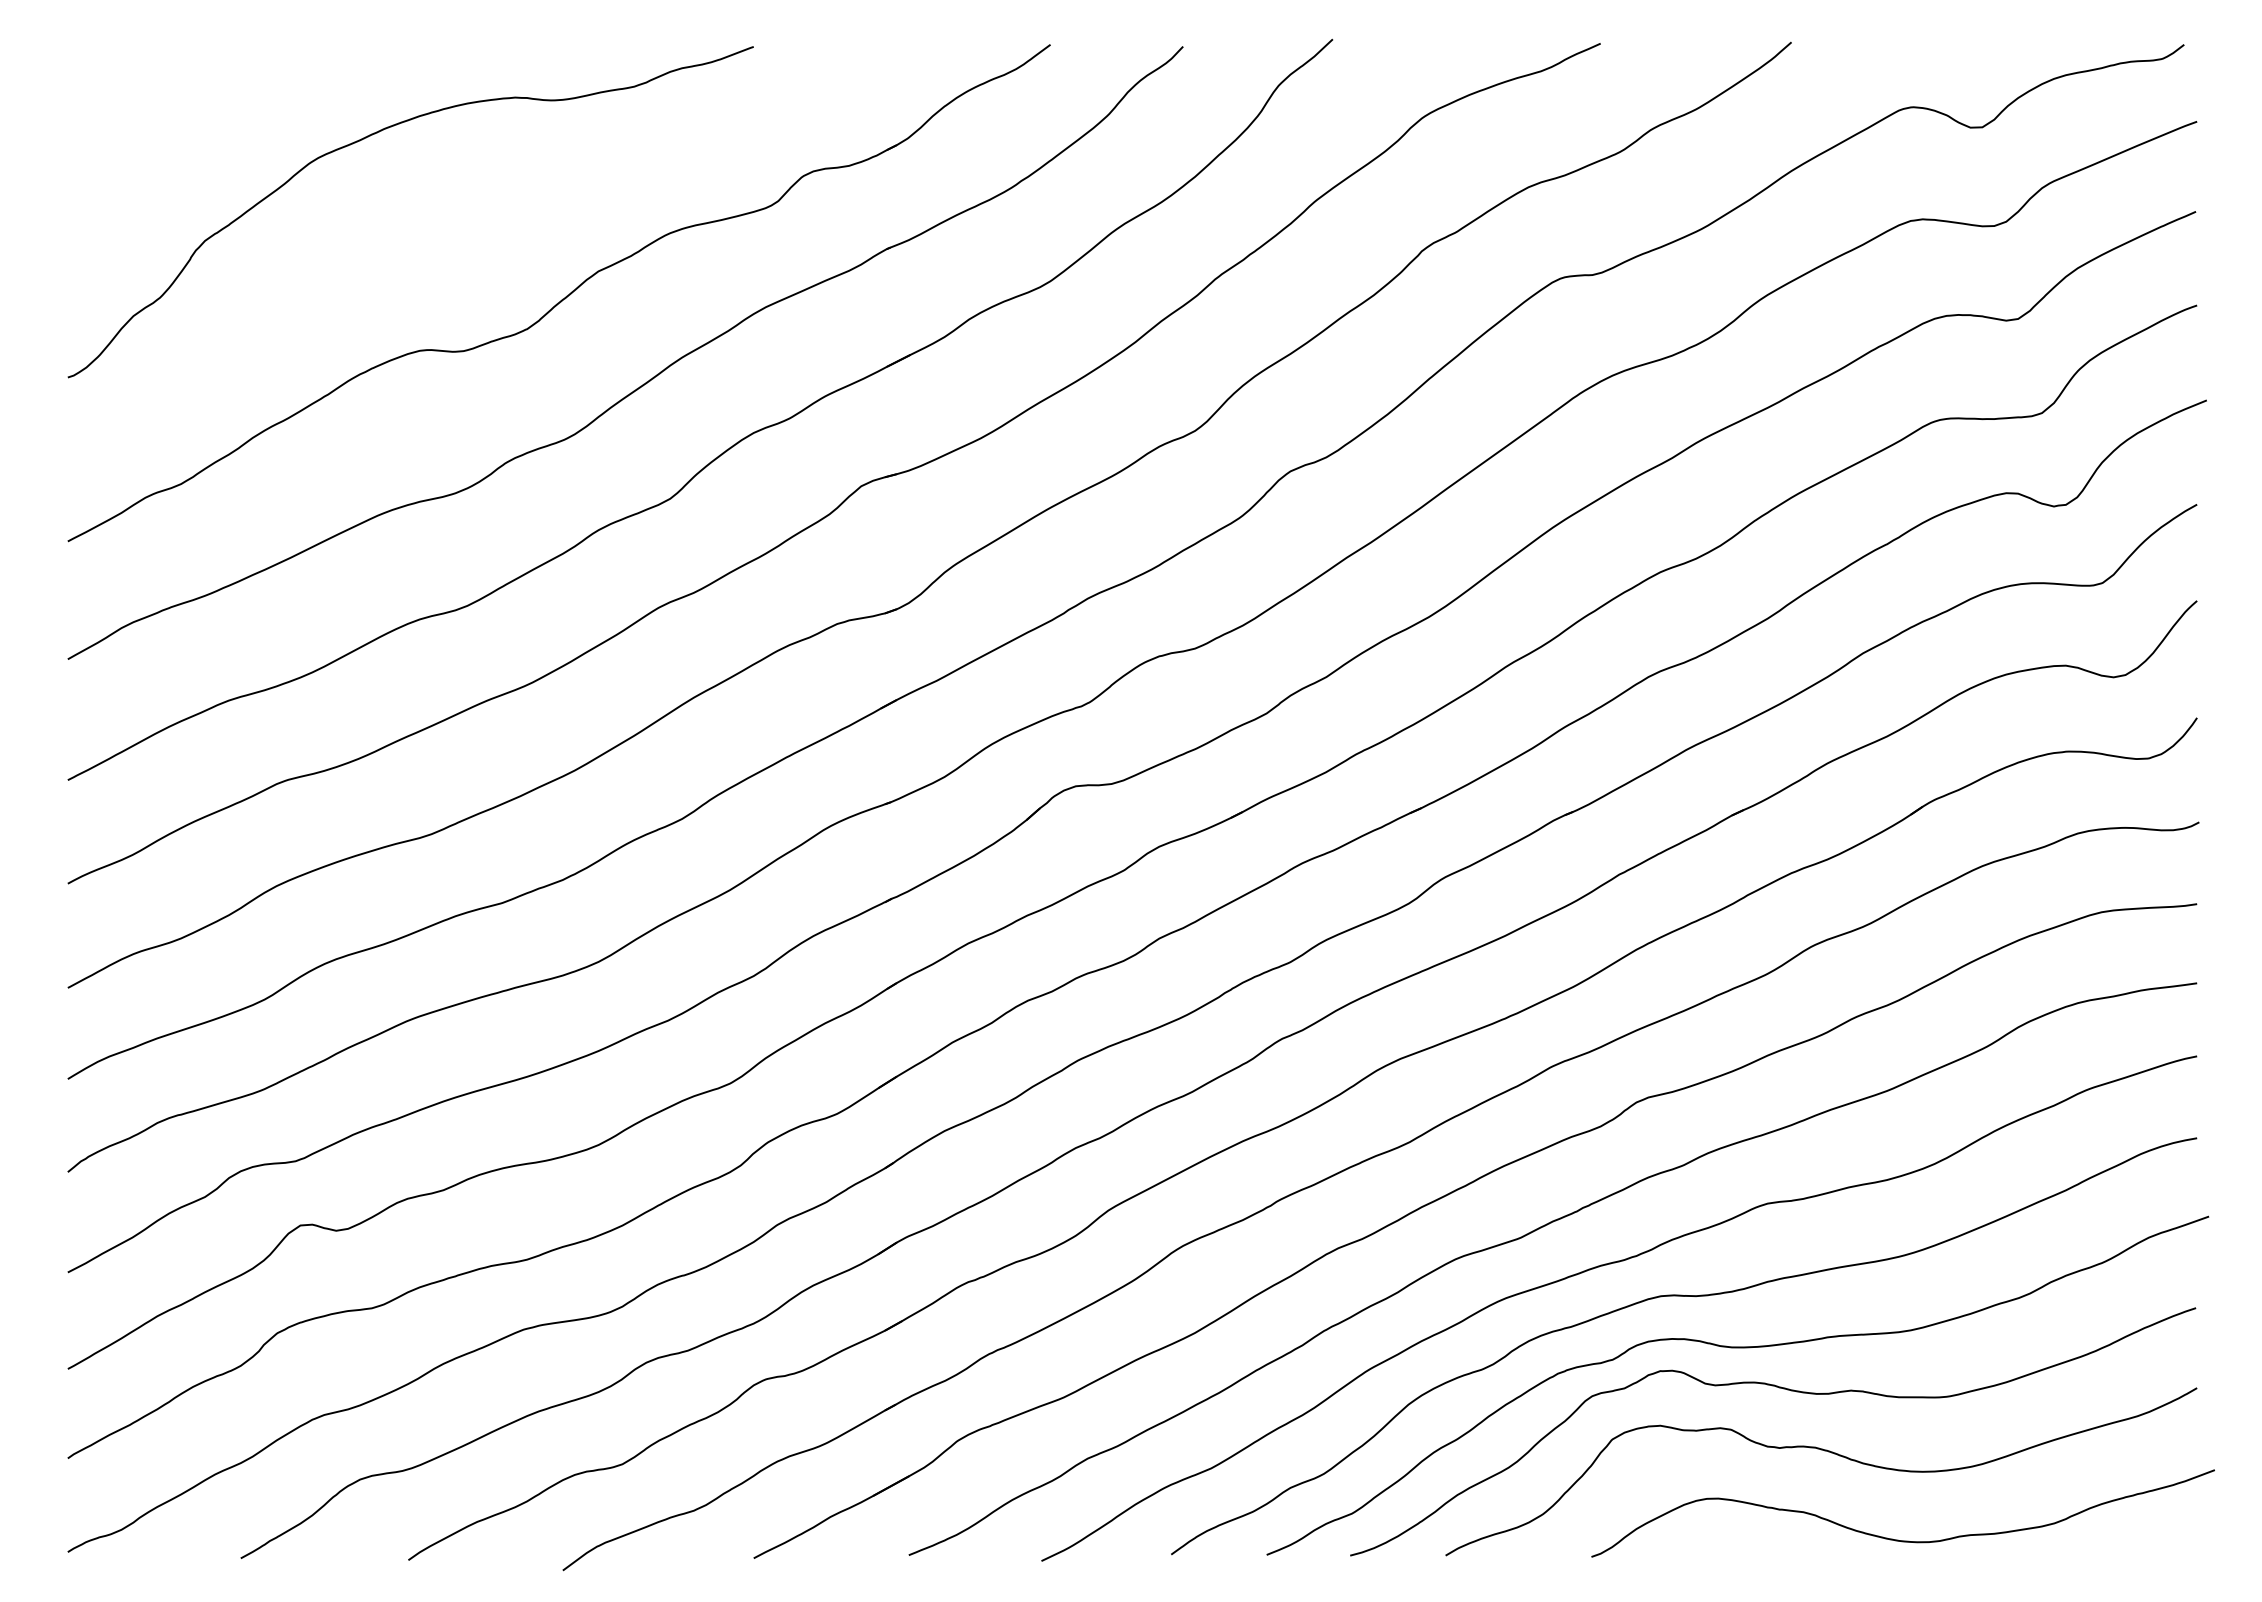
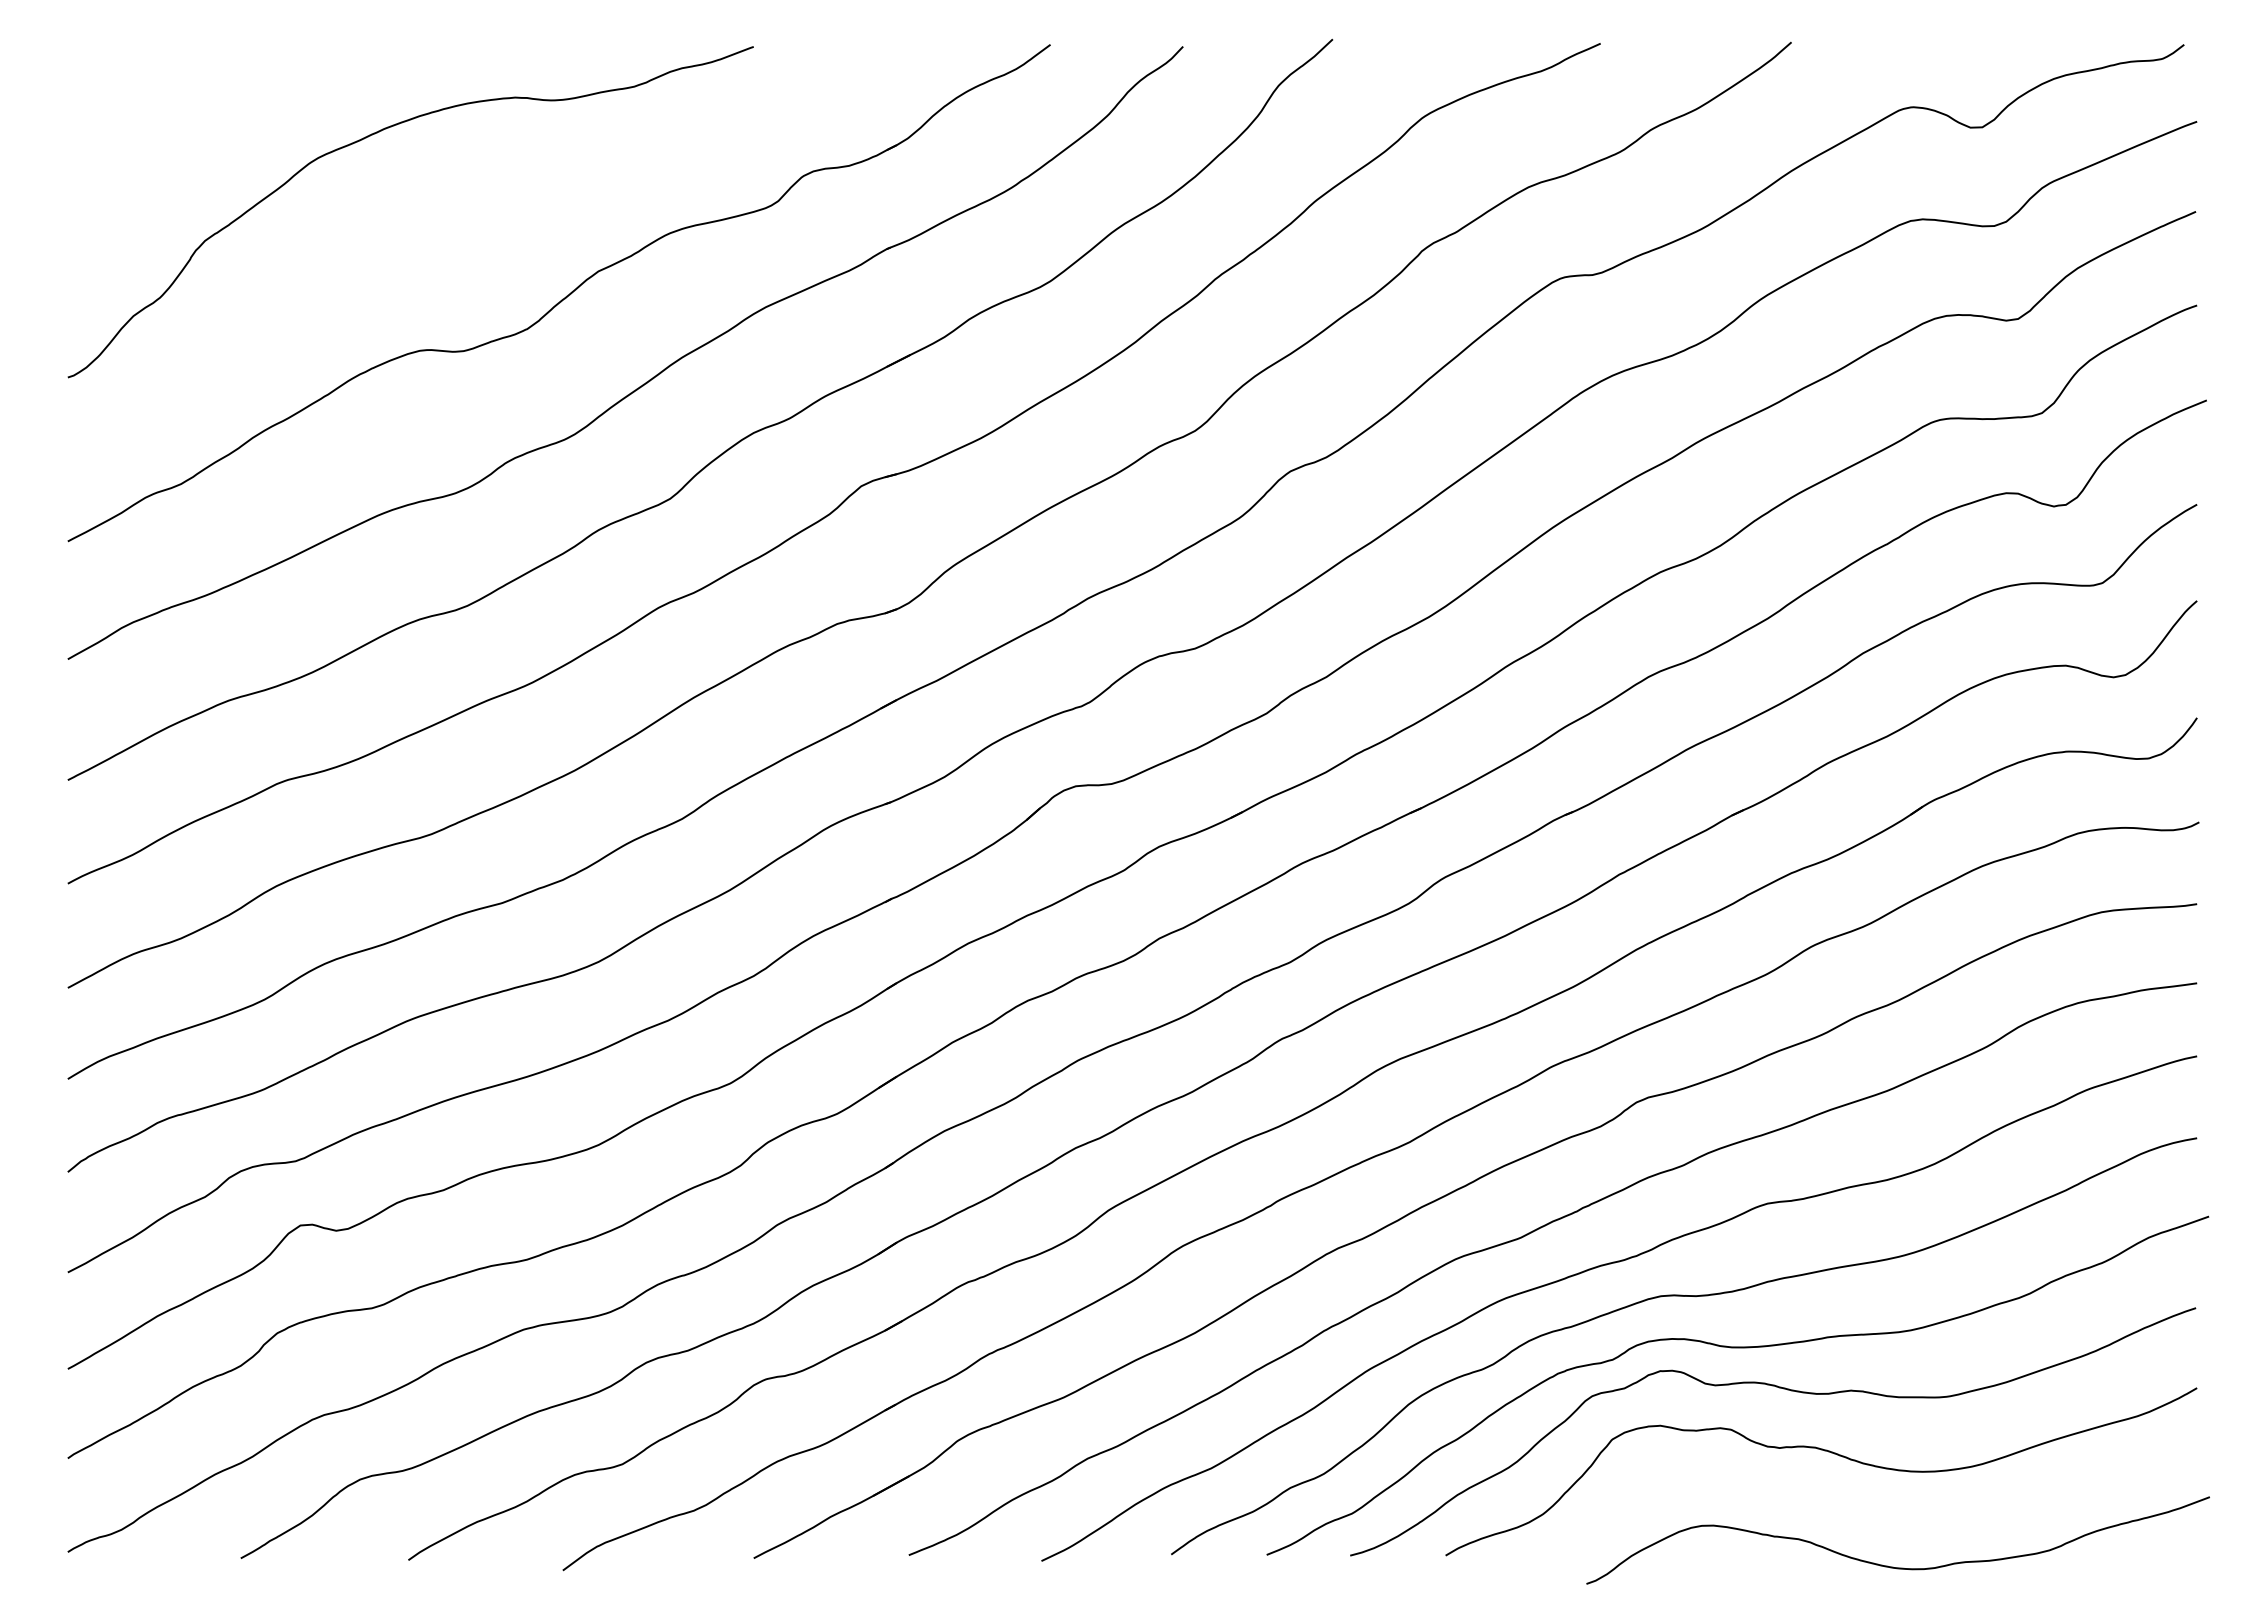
curve position: (1898, 1539) -> (1893, 1566) (1893, 1566)
